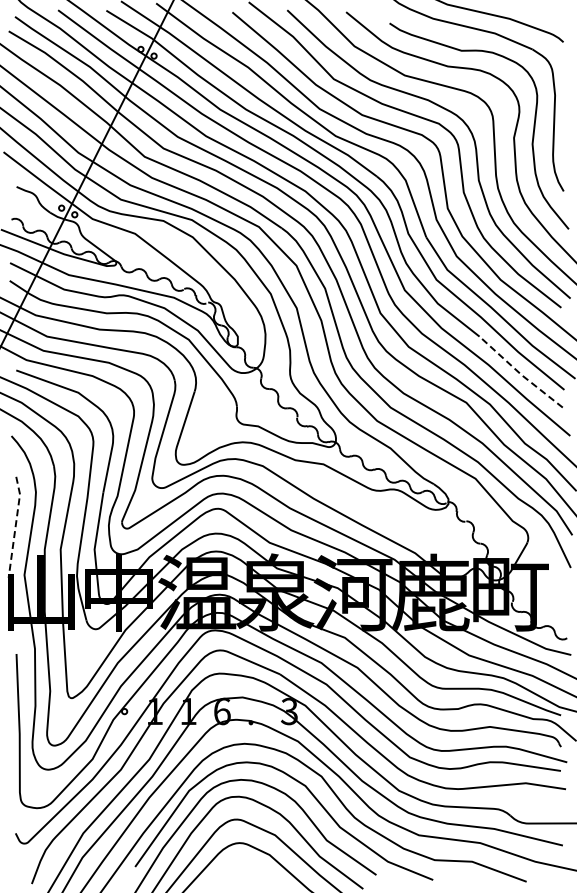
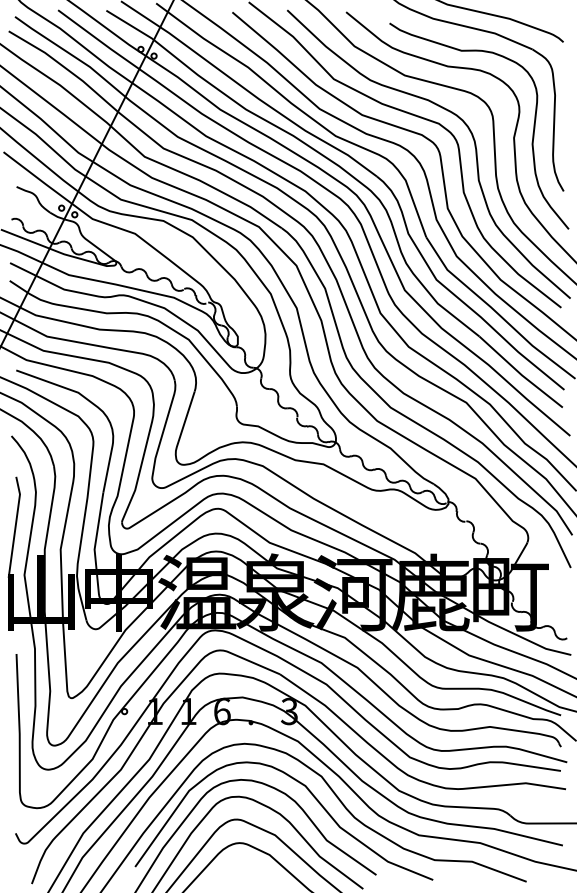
line: dashed -> solid (519, 373)
line: dashed -> solid (15, 526)
